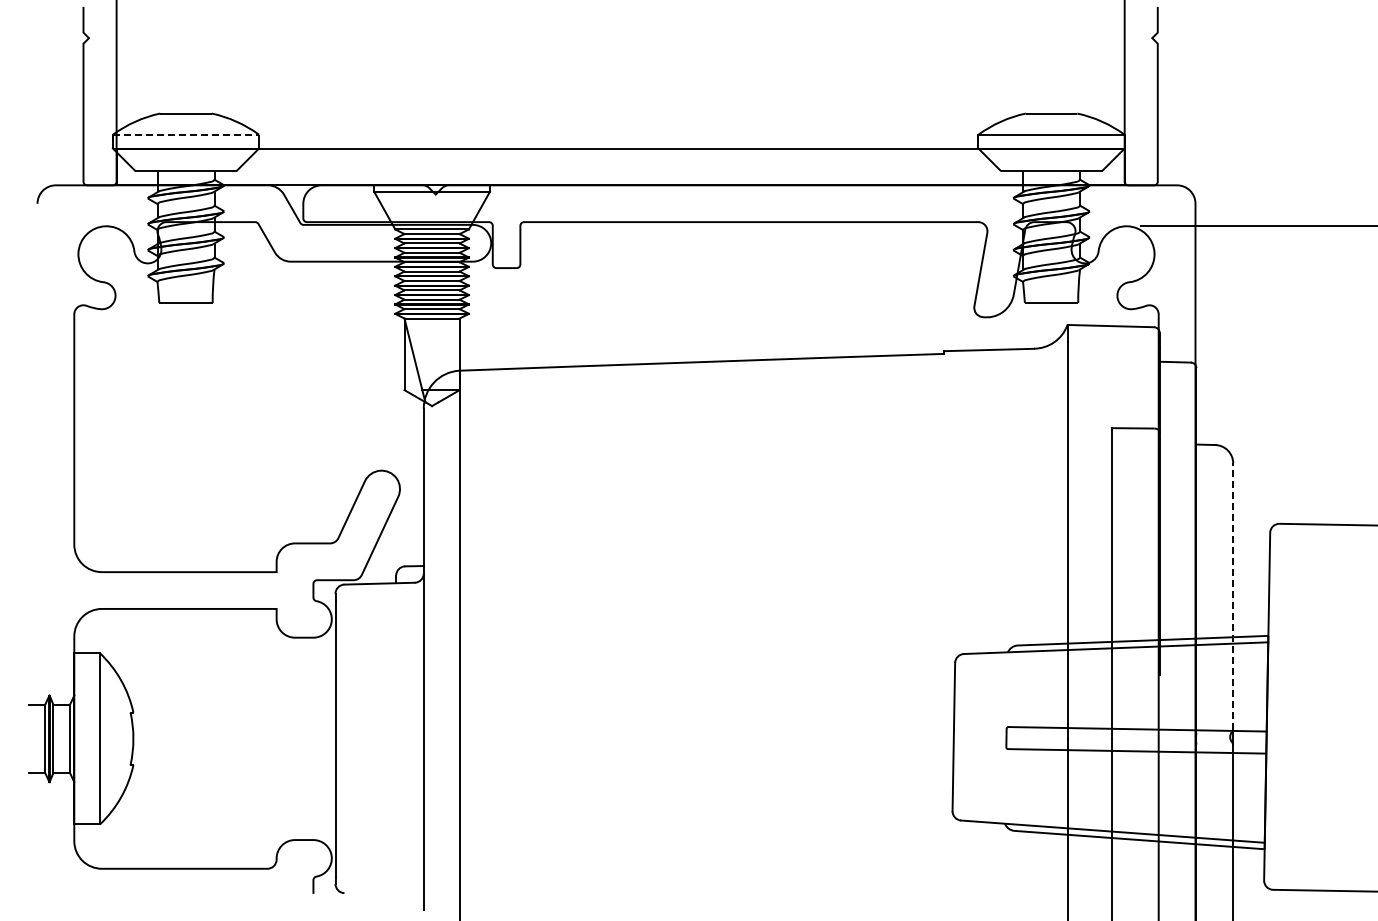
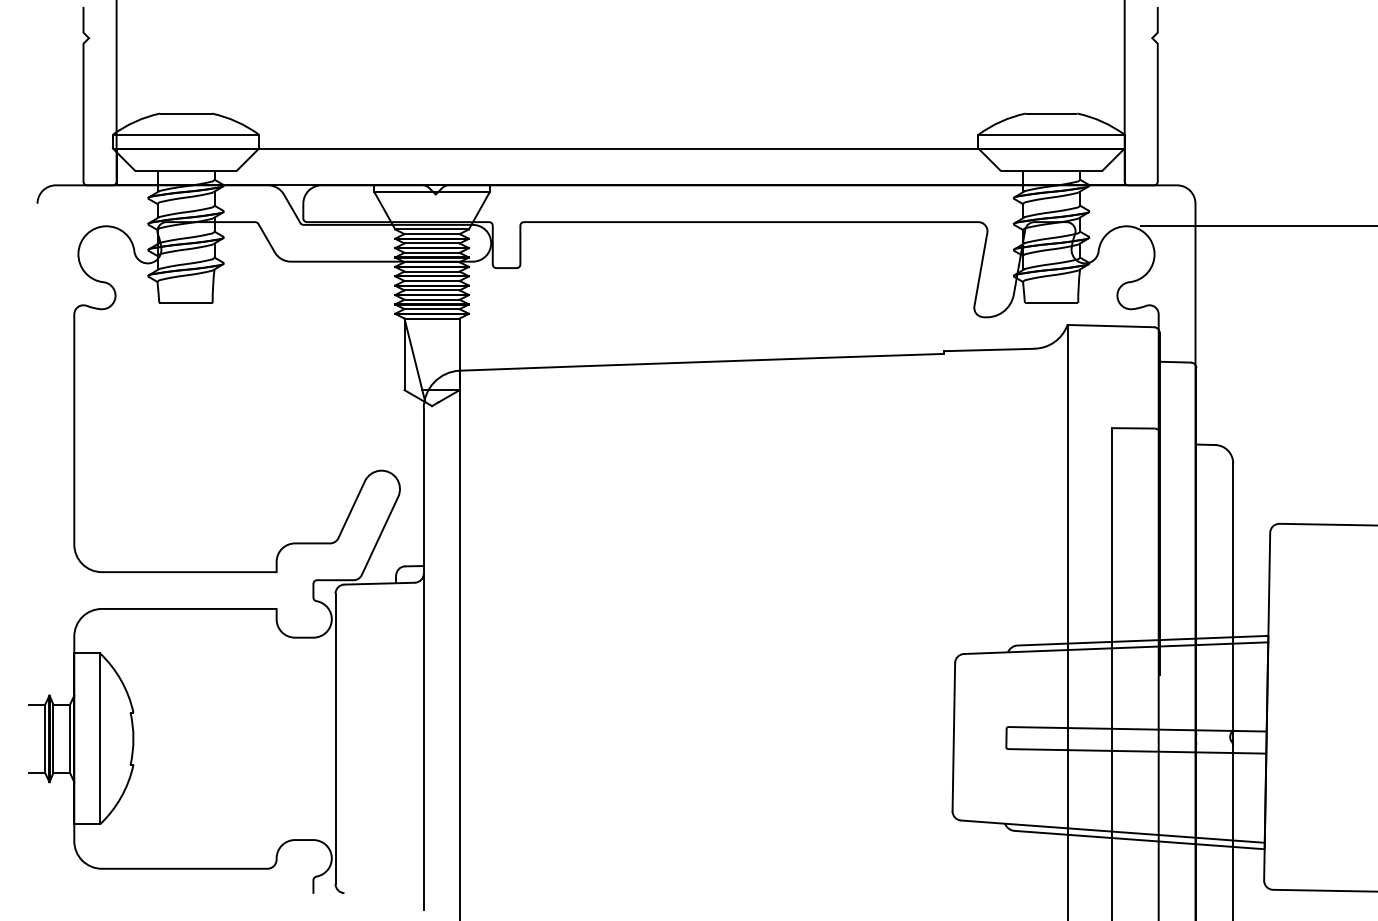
line: dashed -> solid (186, 134)
line: dashed -> solid (1233, 596)
